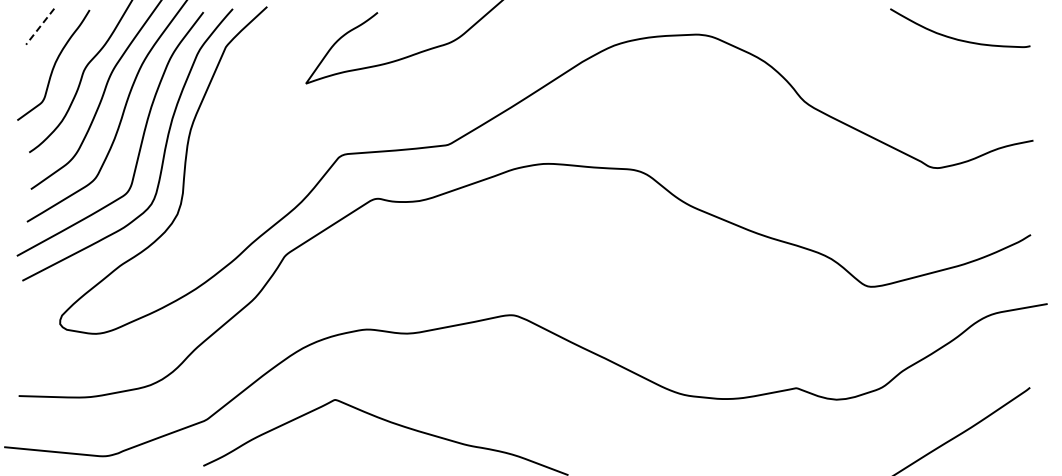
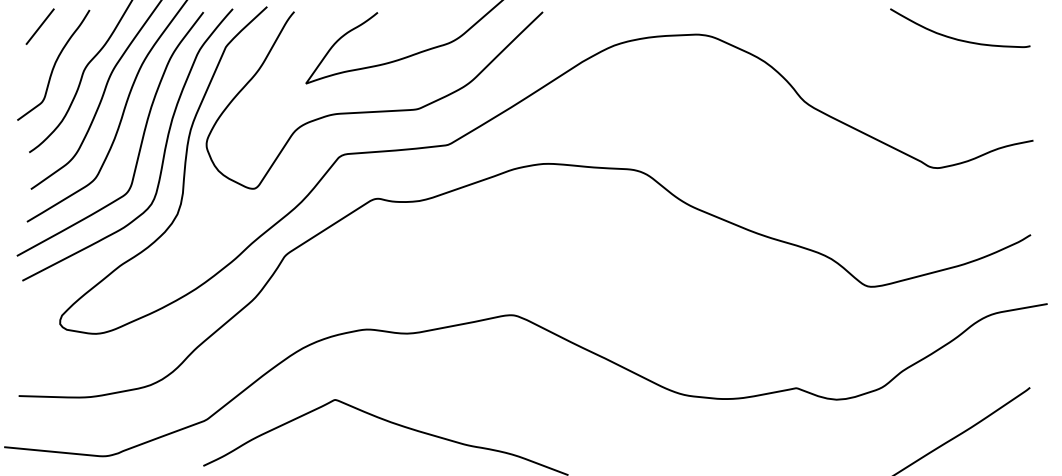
line: dashed -> solid (40, 26)
curve: none -> present (376, 110)
